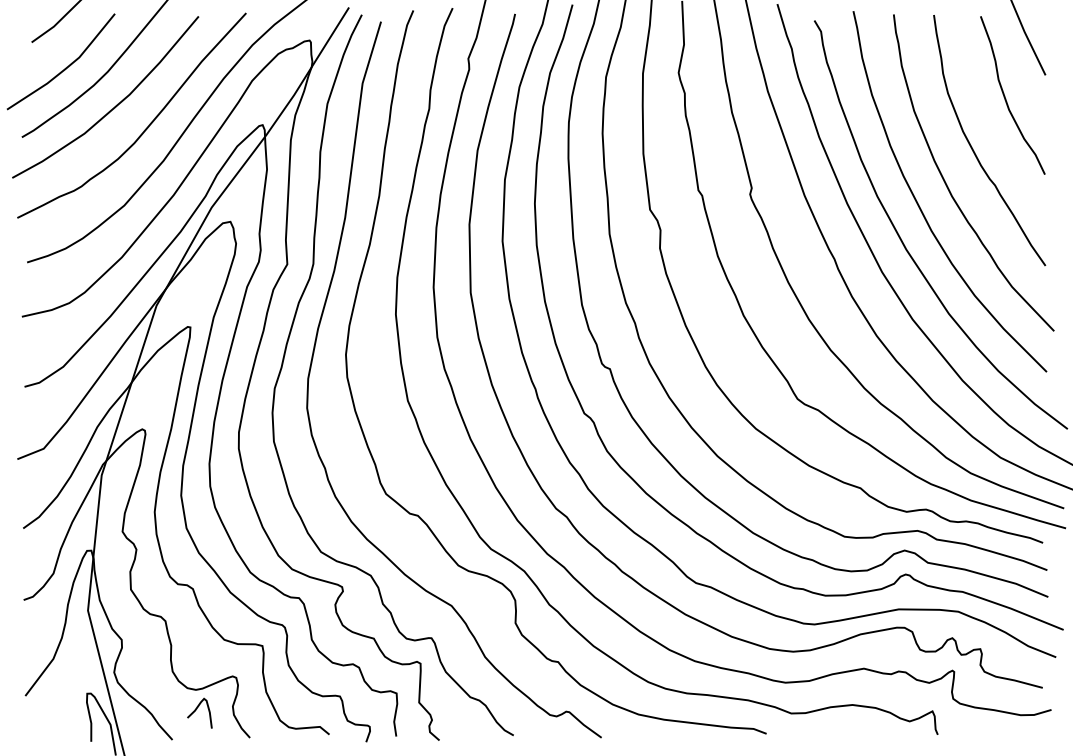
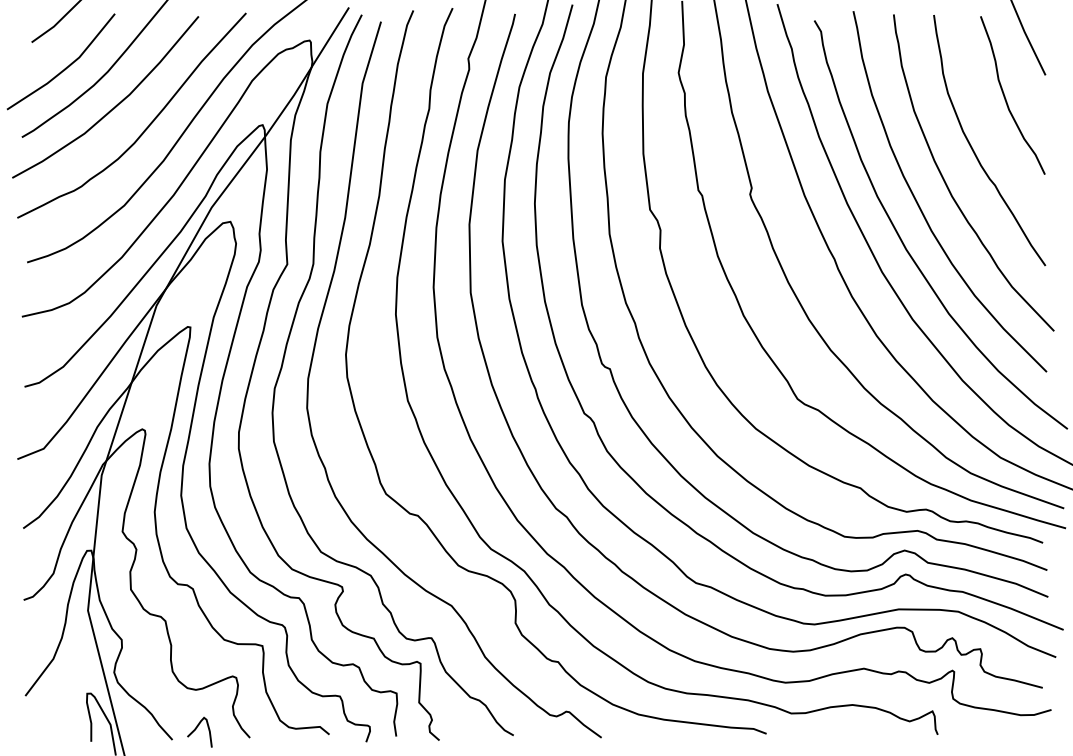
curve position: (196, 710) -> (196, 729) (196, 729)
